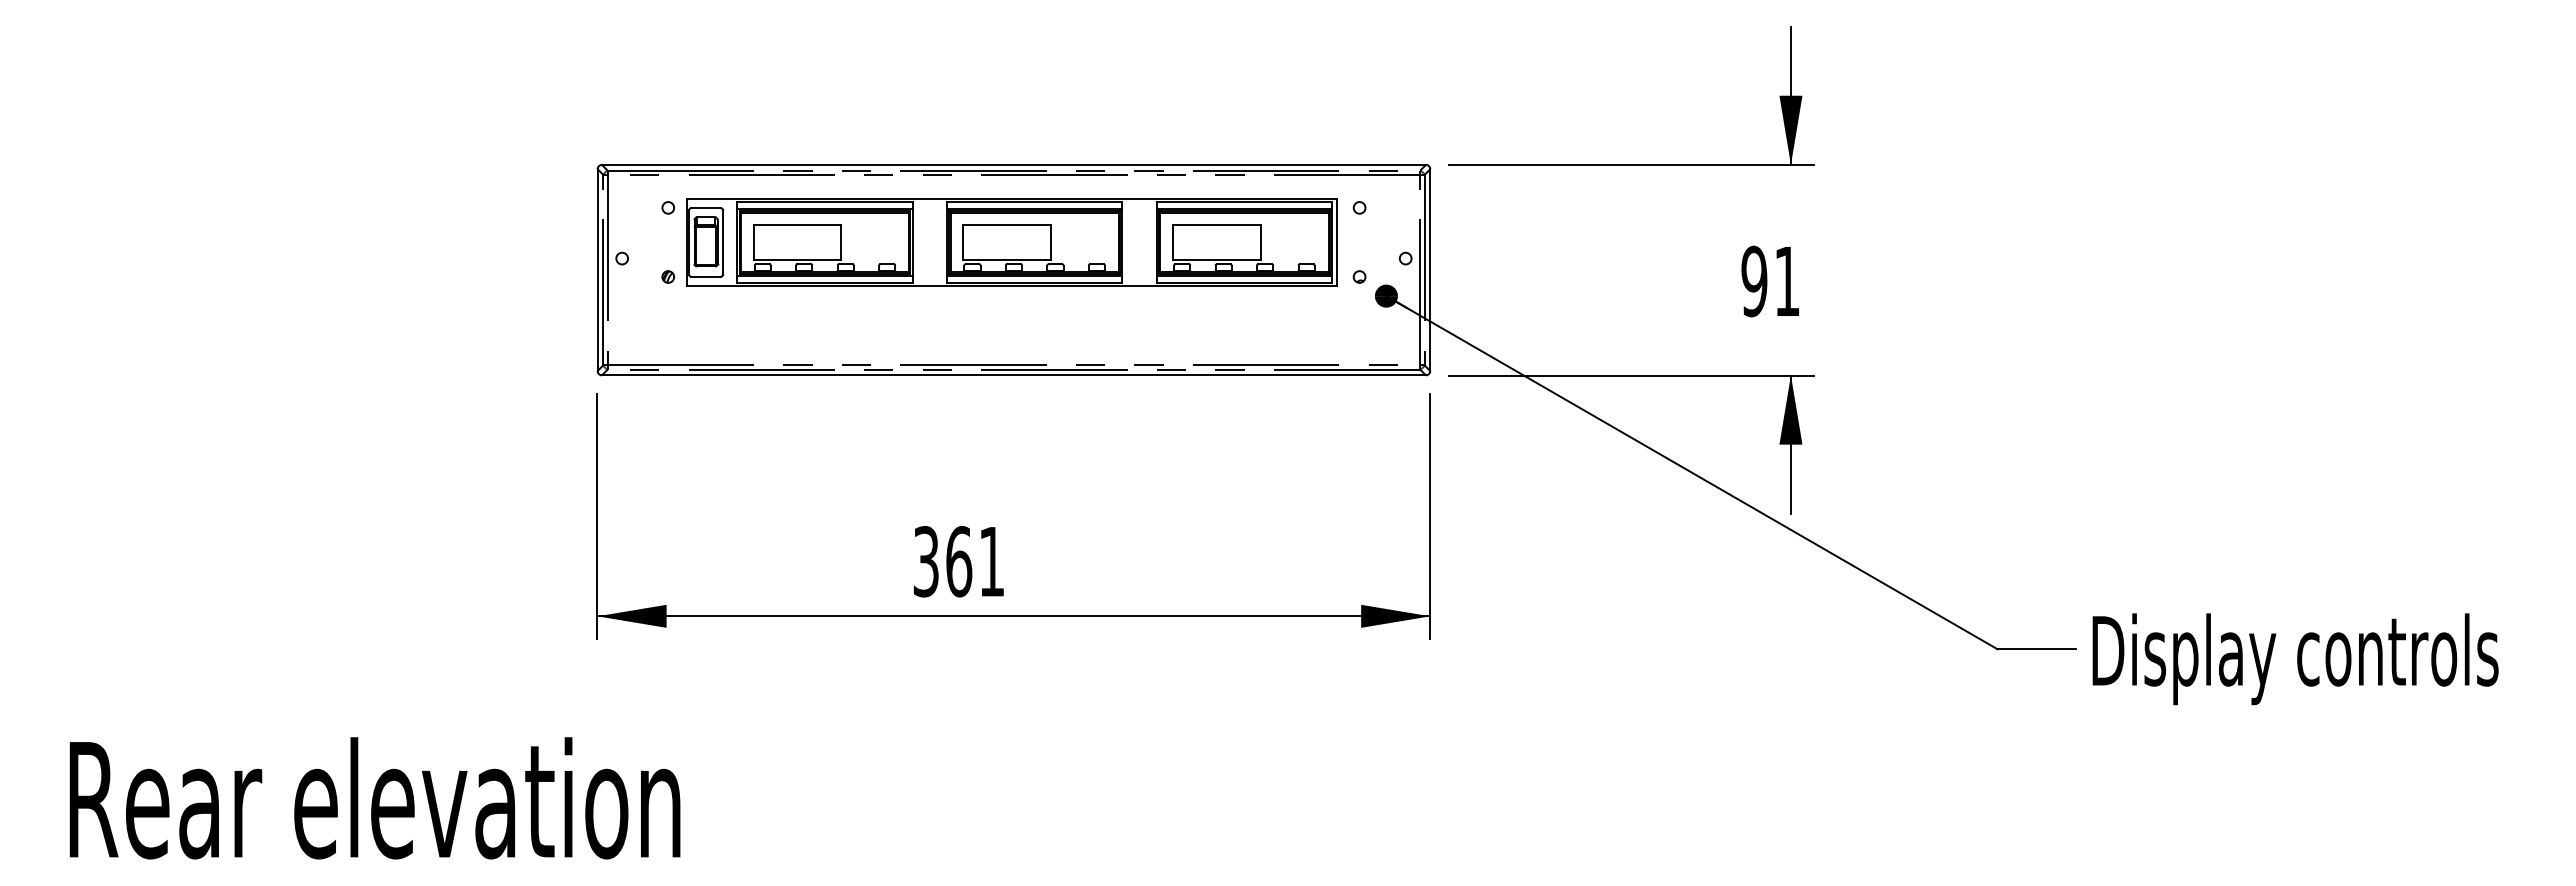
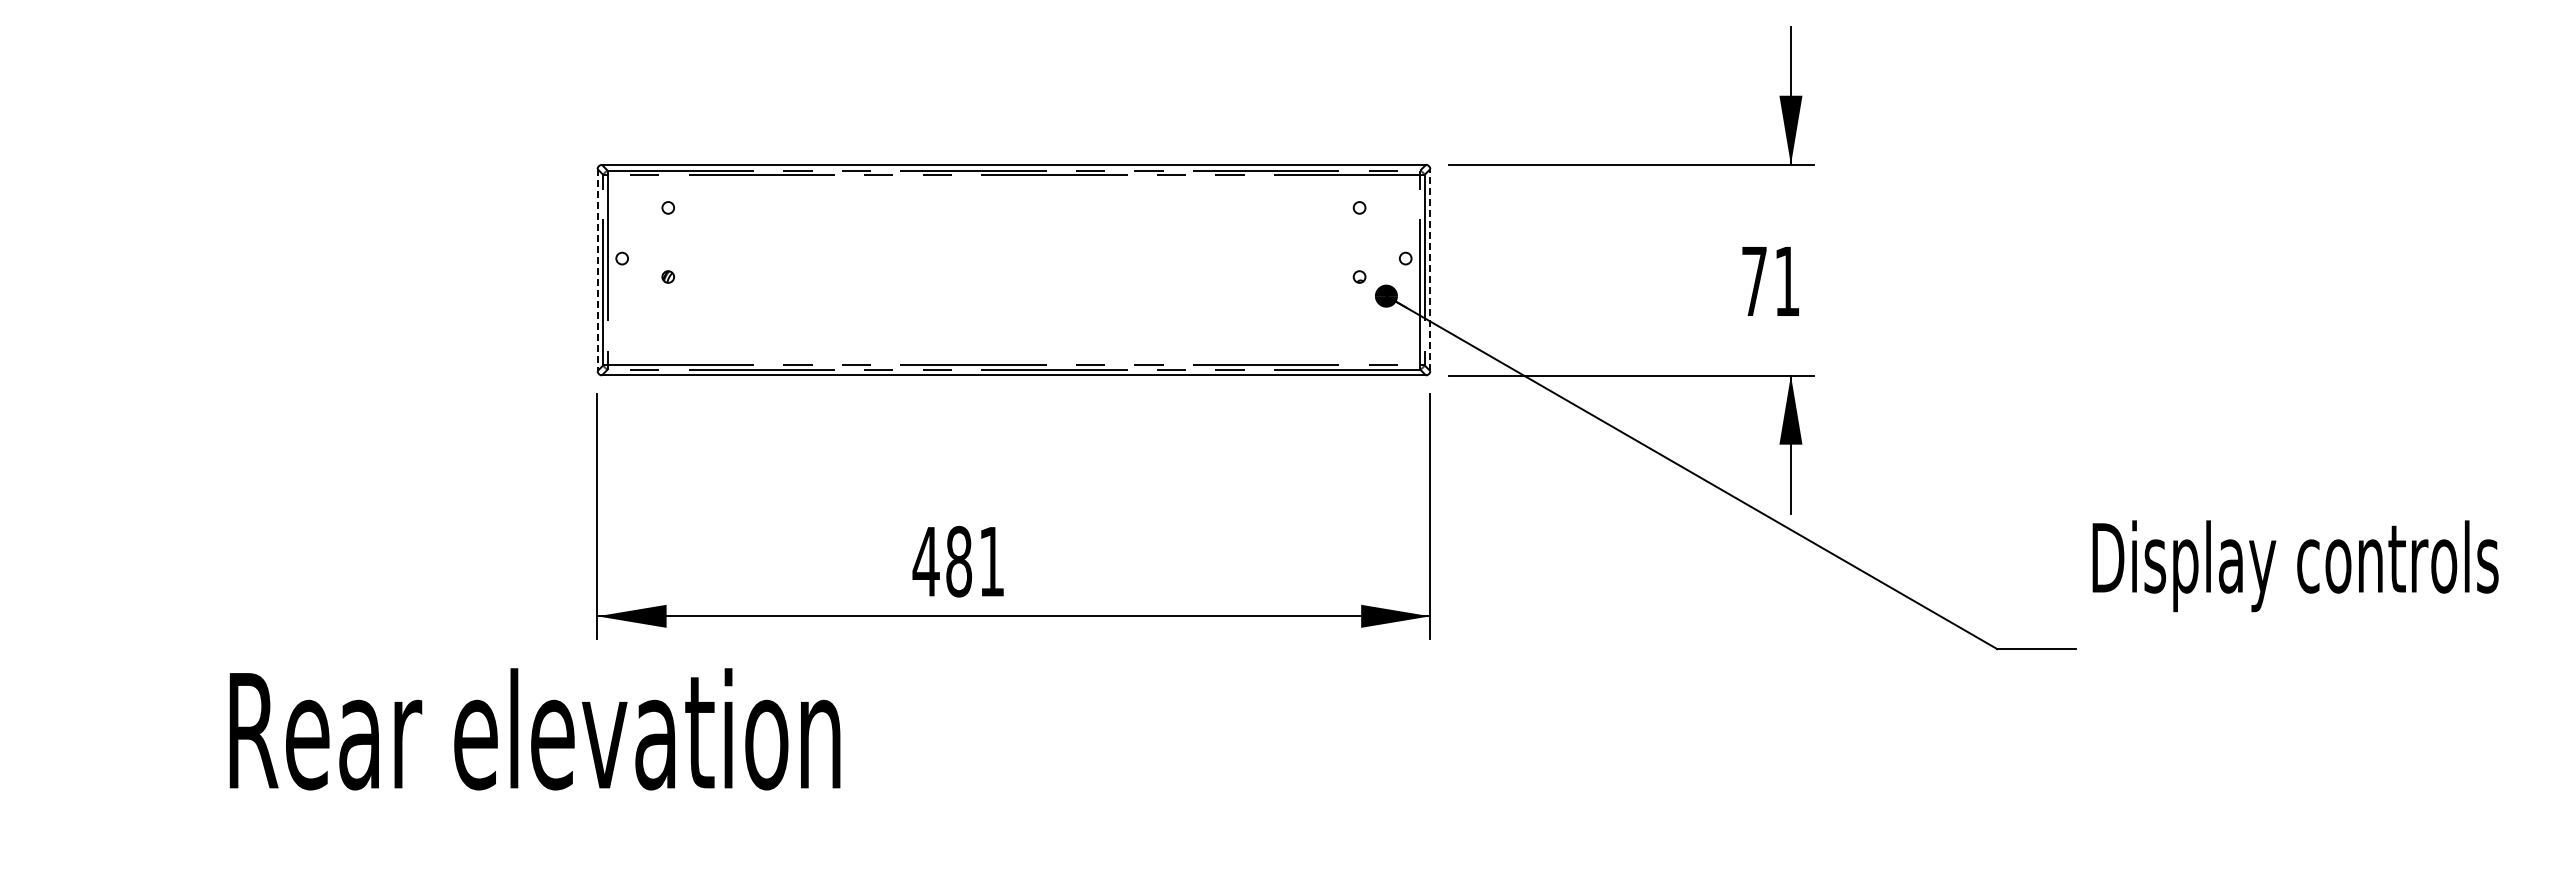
part: present -> none (1011, 242)
line: solid -> dashed (1430, 269)
line: solid -> dashed (597, 270)
text: 91 -> 71 (1754, 281)
text: 361 -> 481 (942, 561)
text position: (2295, 659) -> (2295, 566) (2295, 566)
text position: (374, 798) -> (534, 729) (534, 729)
